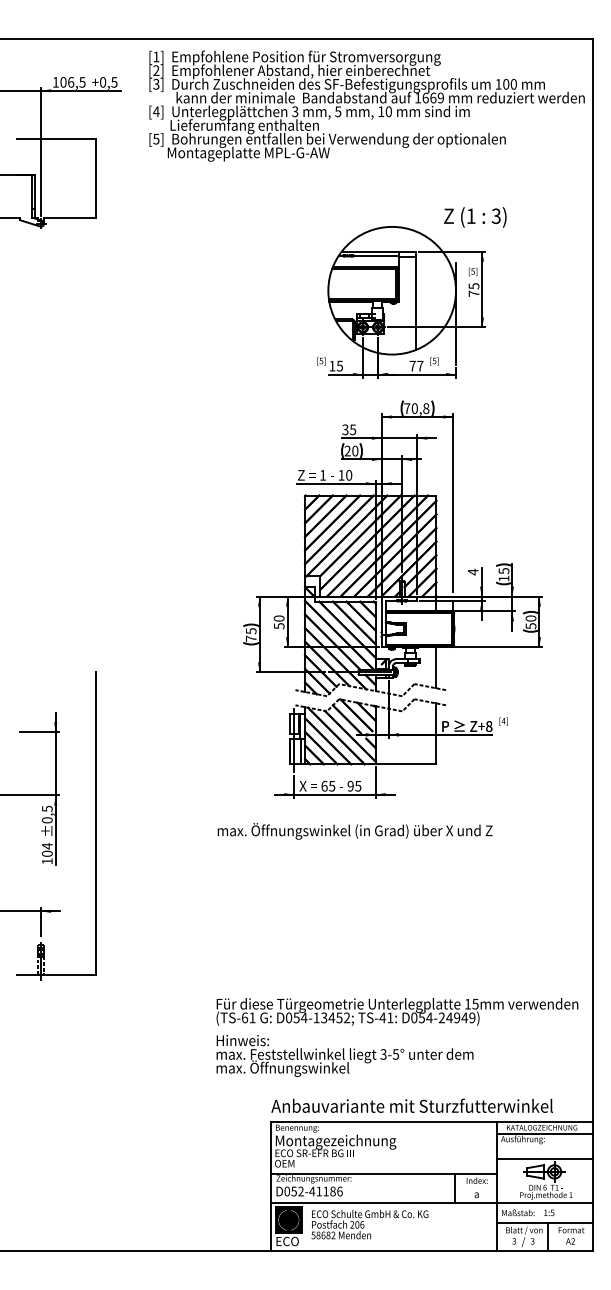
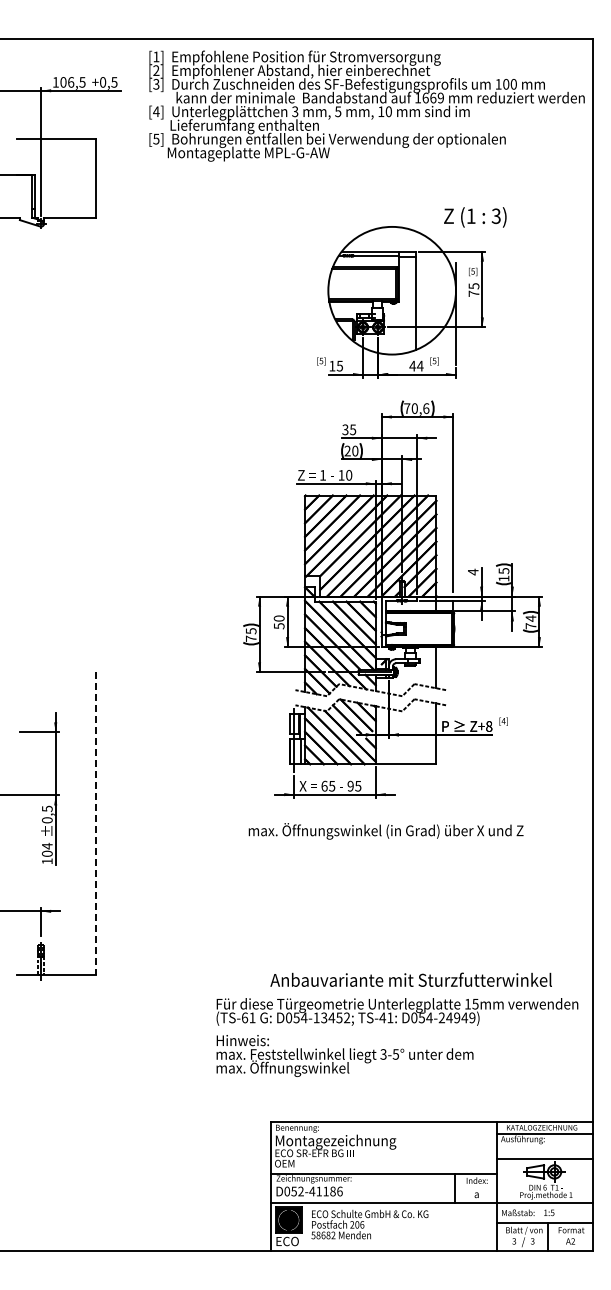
text: 77 -> 44 (416, 365)
text: 70,8 -> 70,6 (426, 408)
text: 50 -> 74 (530, 622)
line: solid -> dashed (95, 823)
text position: (354, 831) -> (385, 831) (385, 831)
text position: (411, 1105) -> (410, 979) (410, 979)
